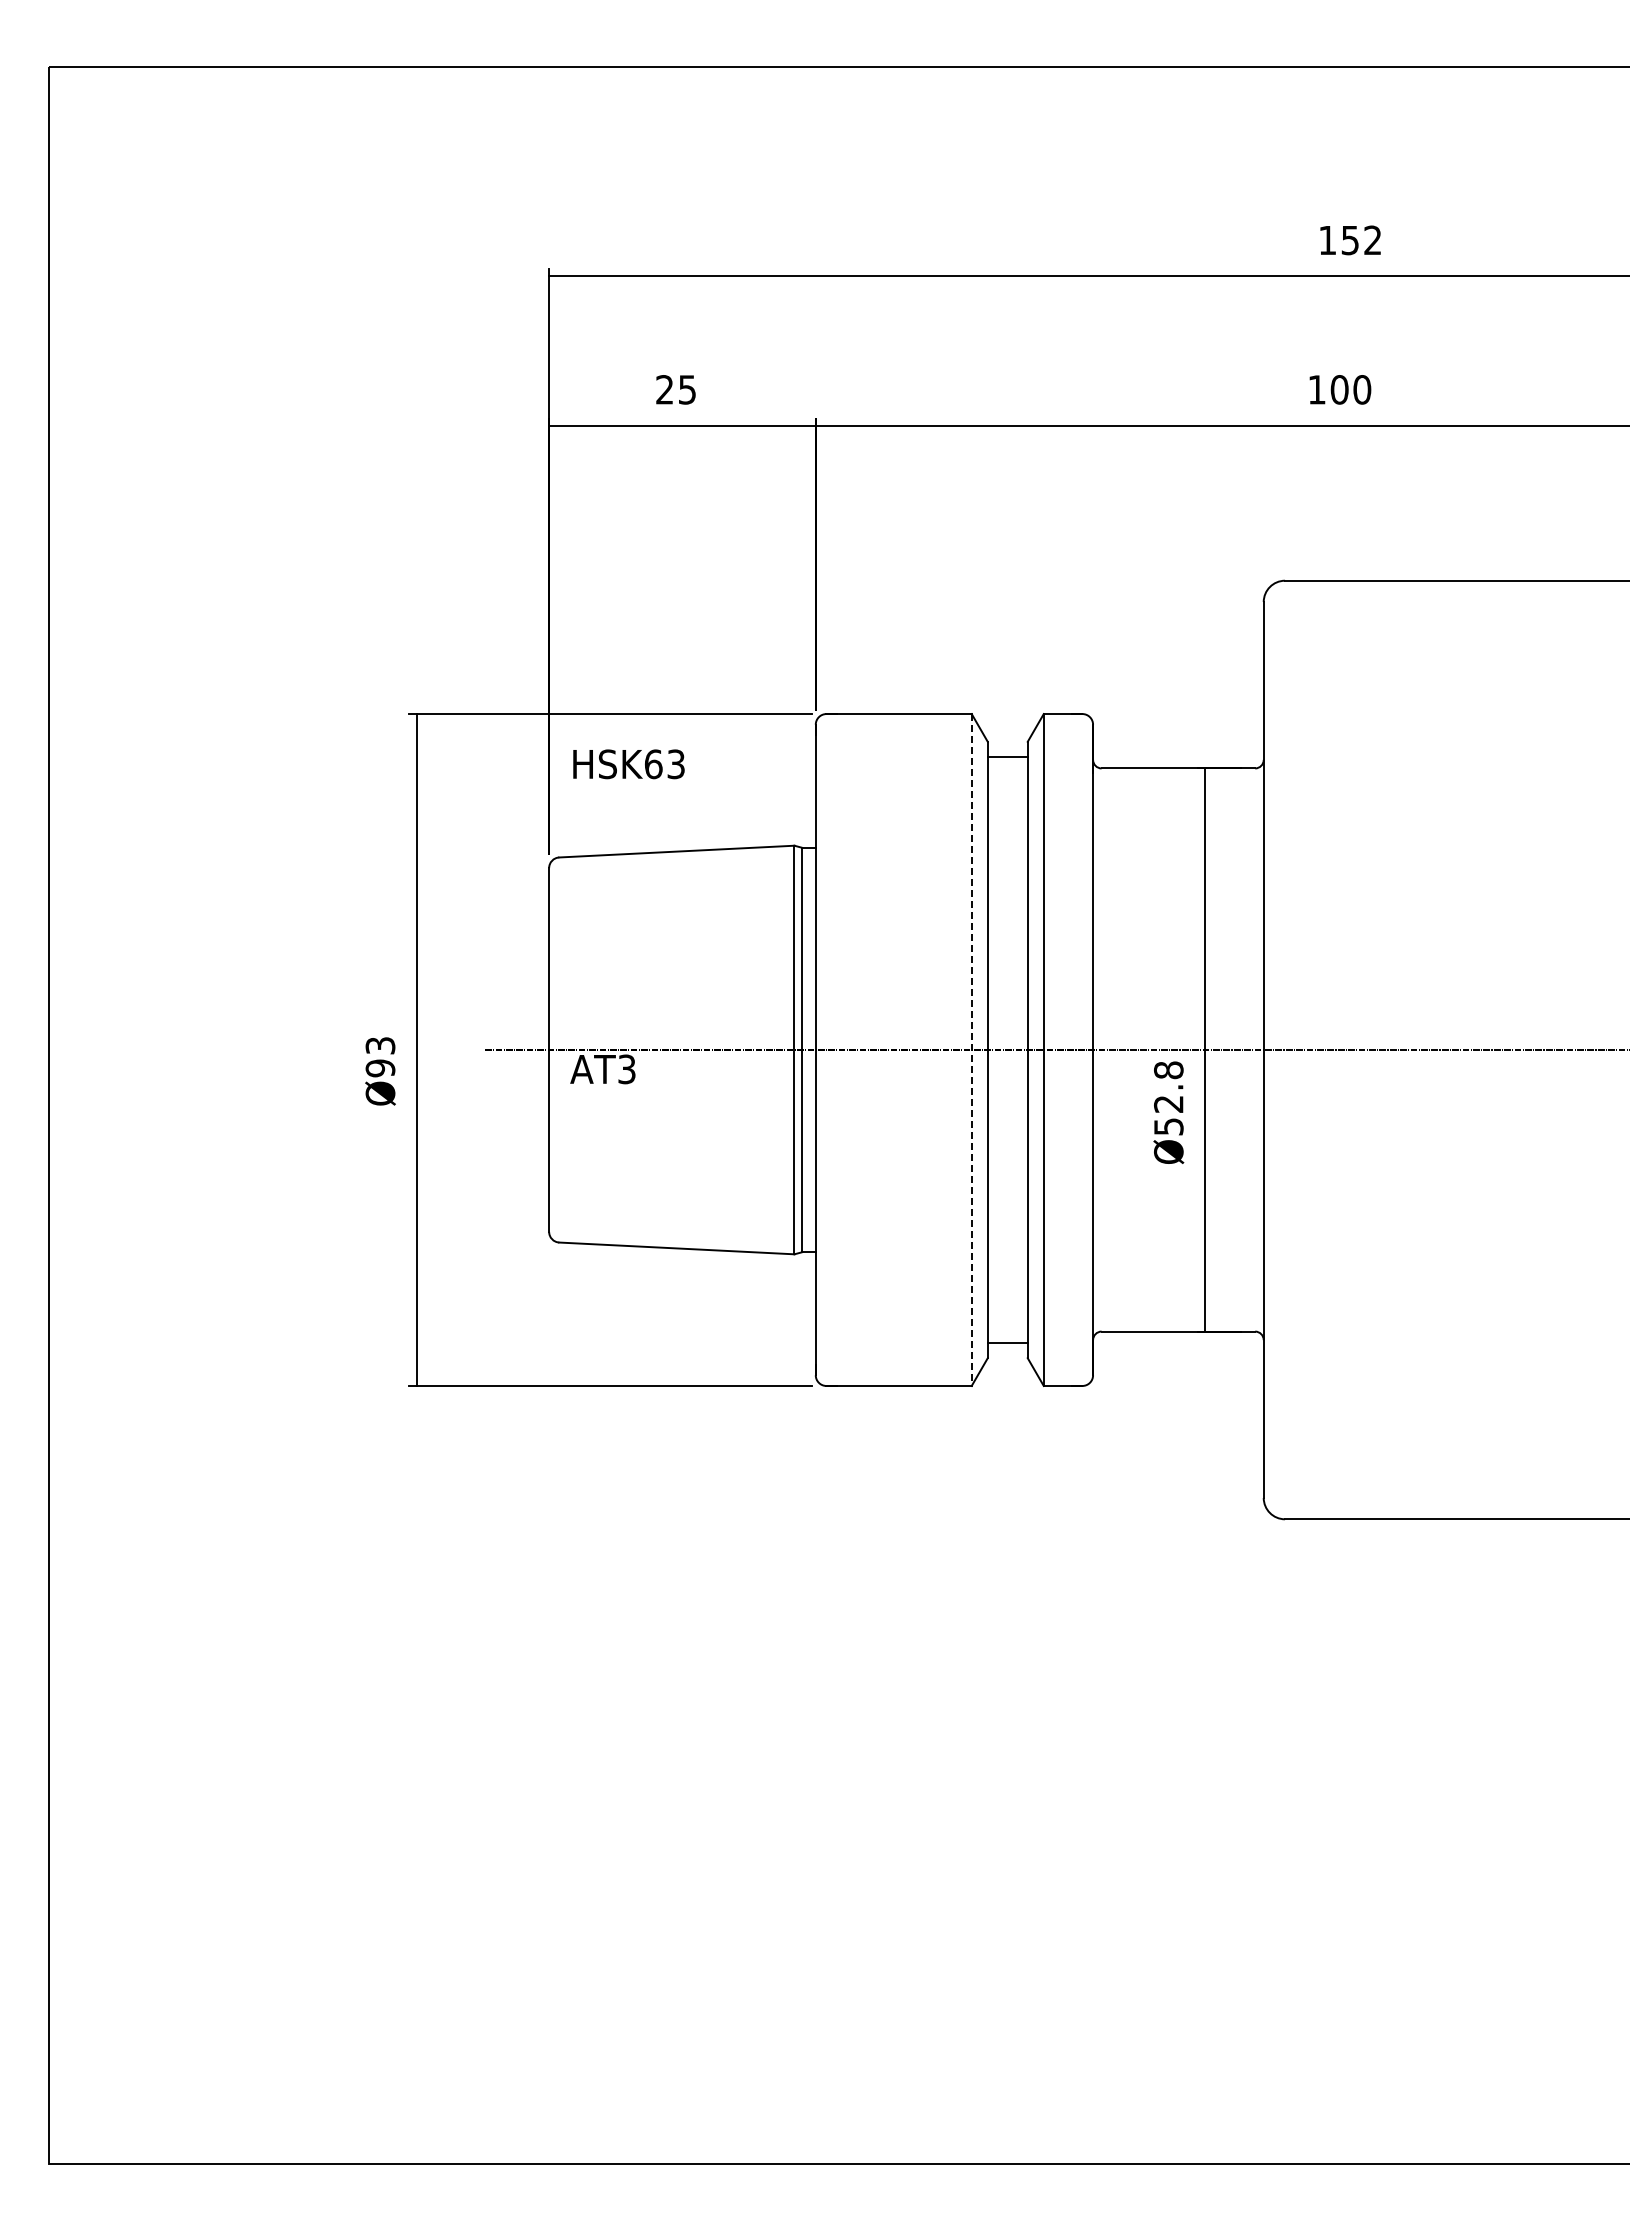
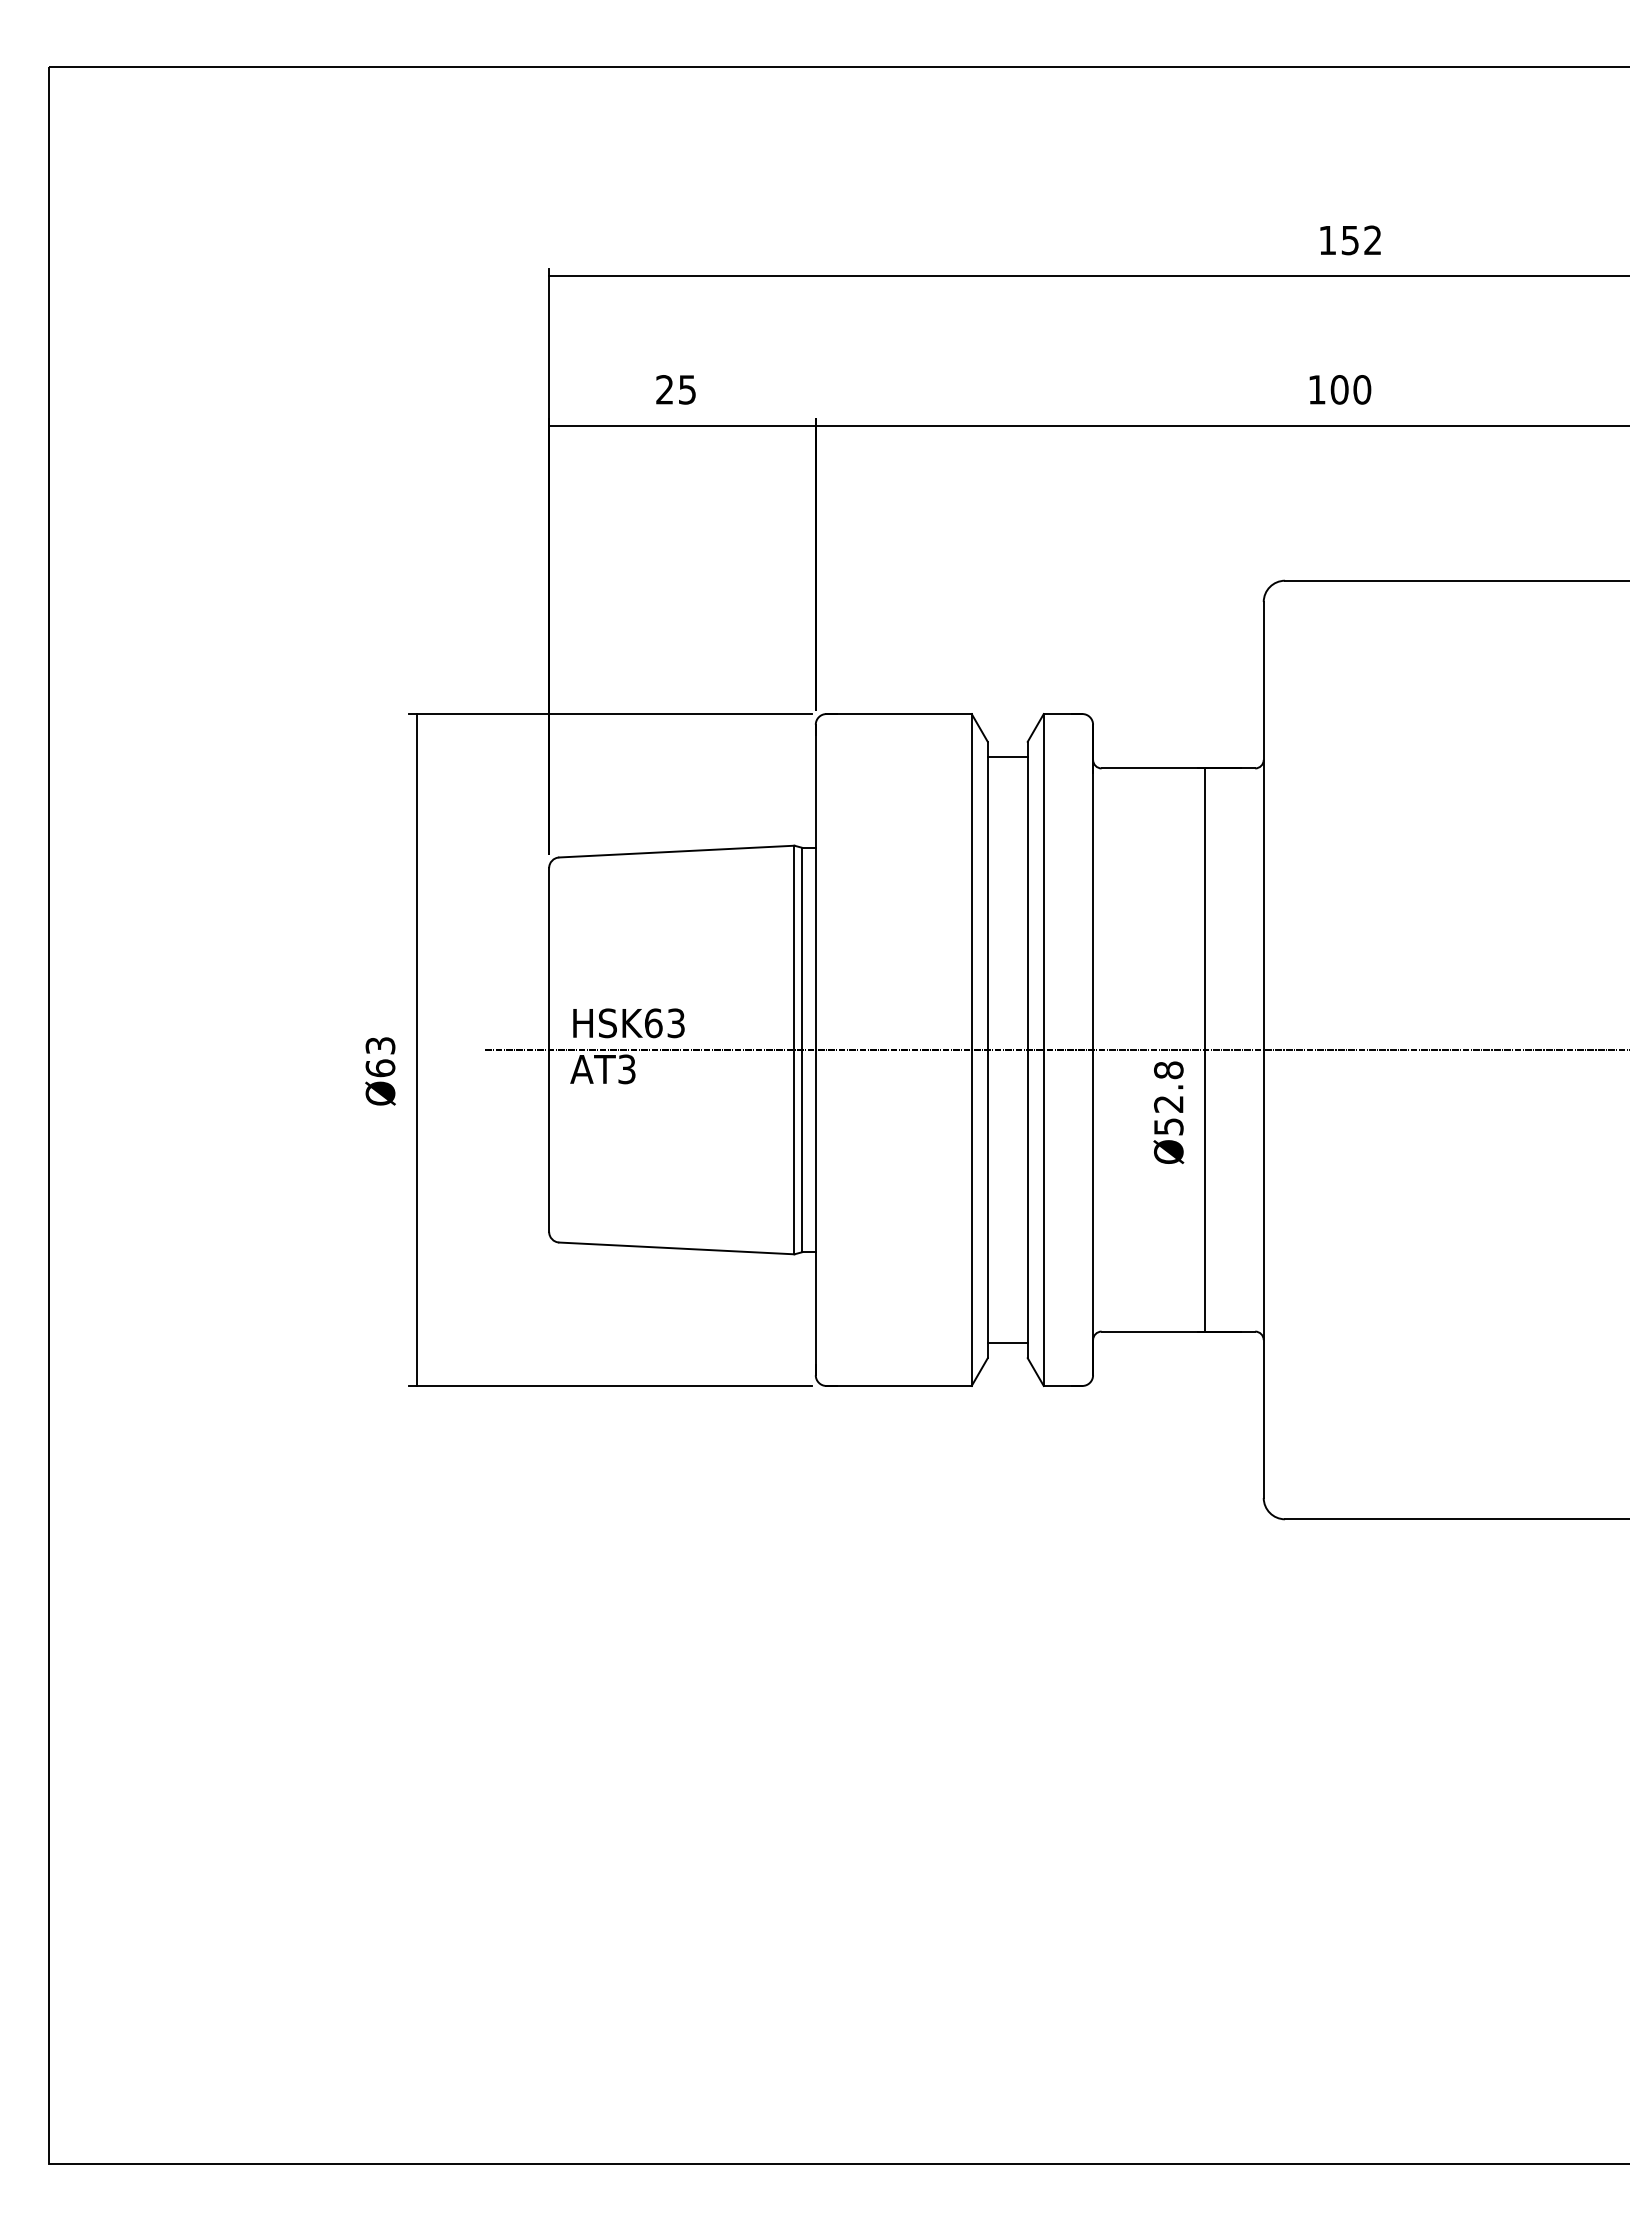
text position: (628, 764) -> (628, 1023) (628, 1023)
line: dashed -> solid (971, 1050)
text: Ø93 -> Ø63 (380, 1068)
